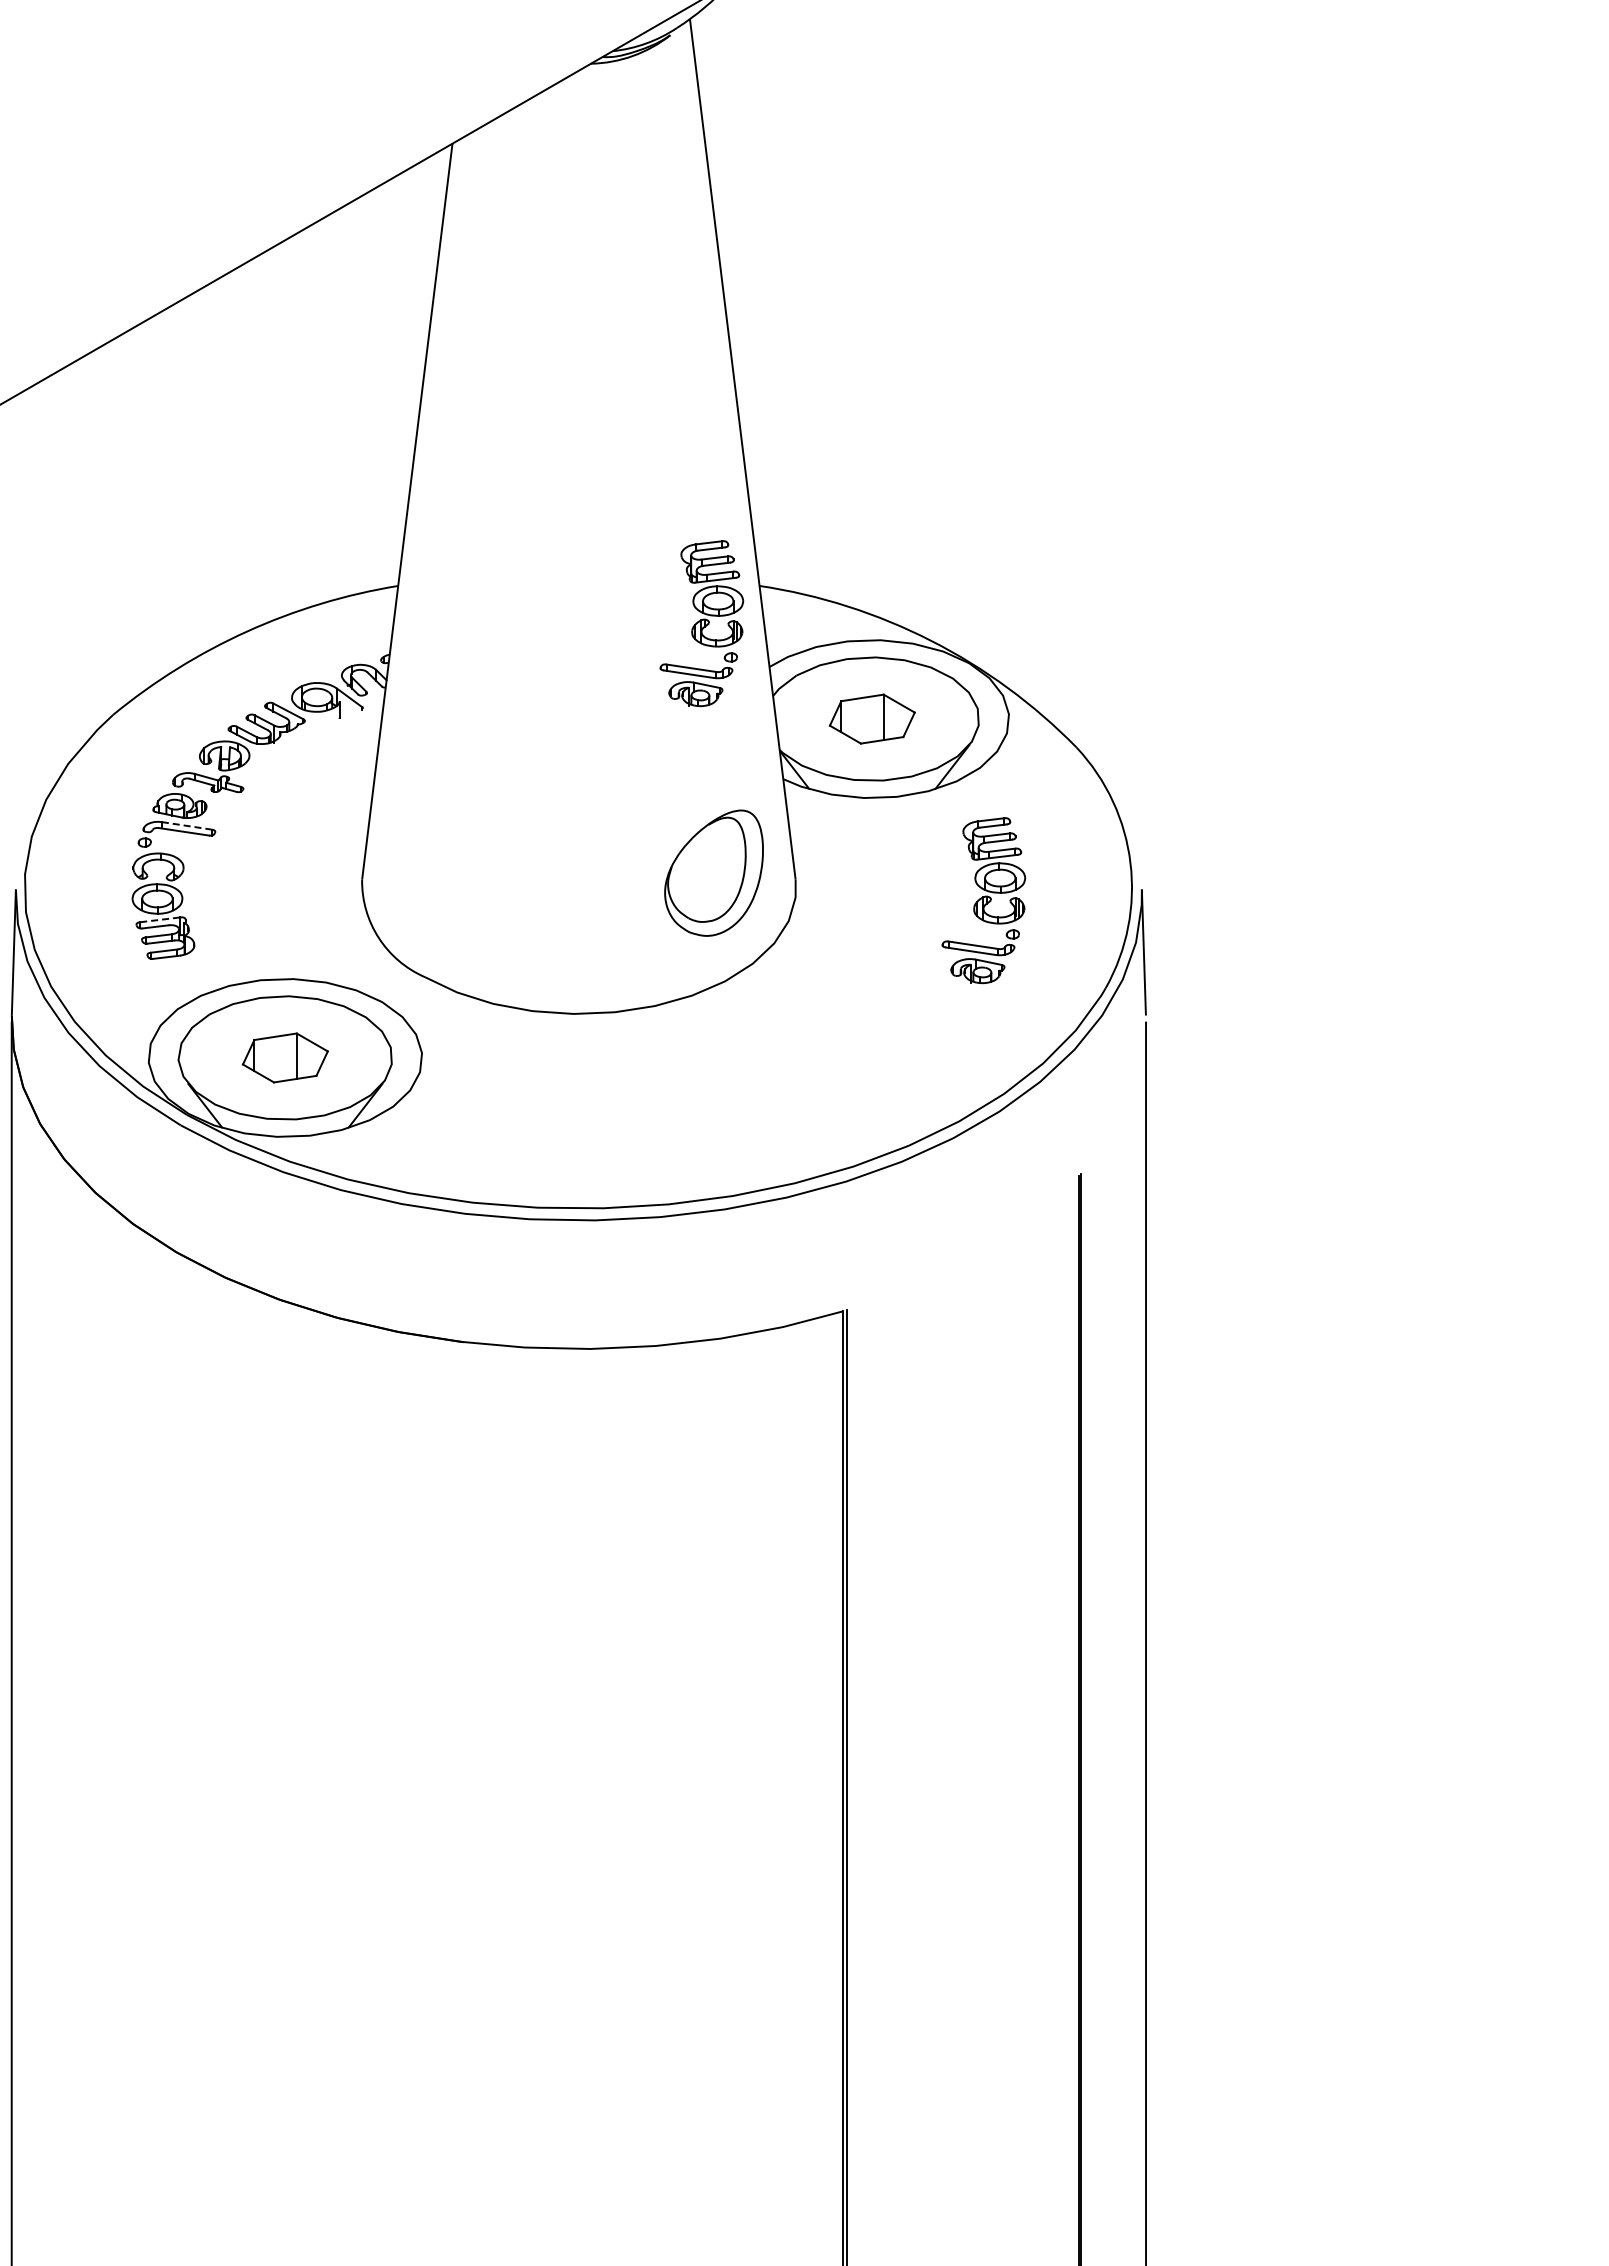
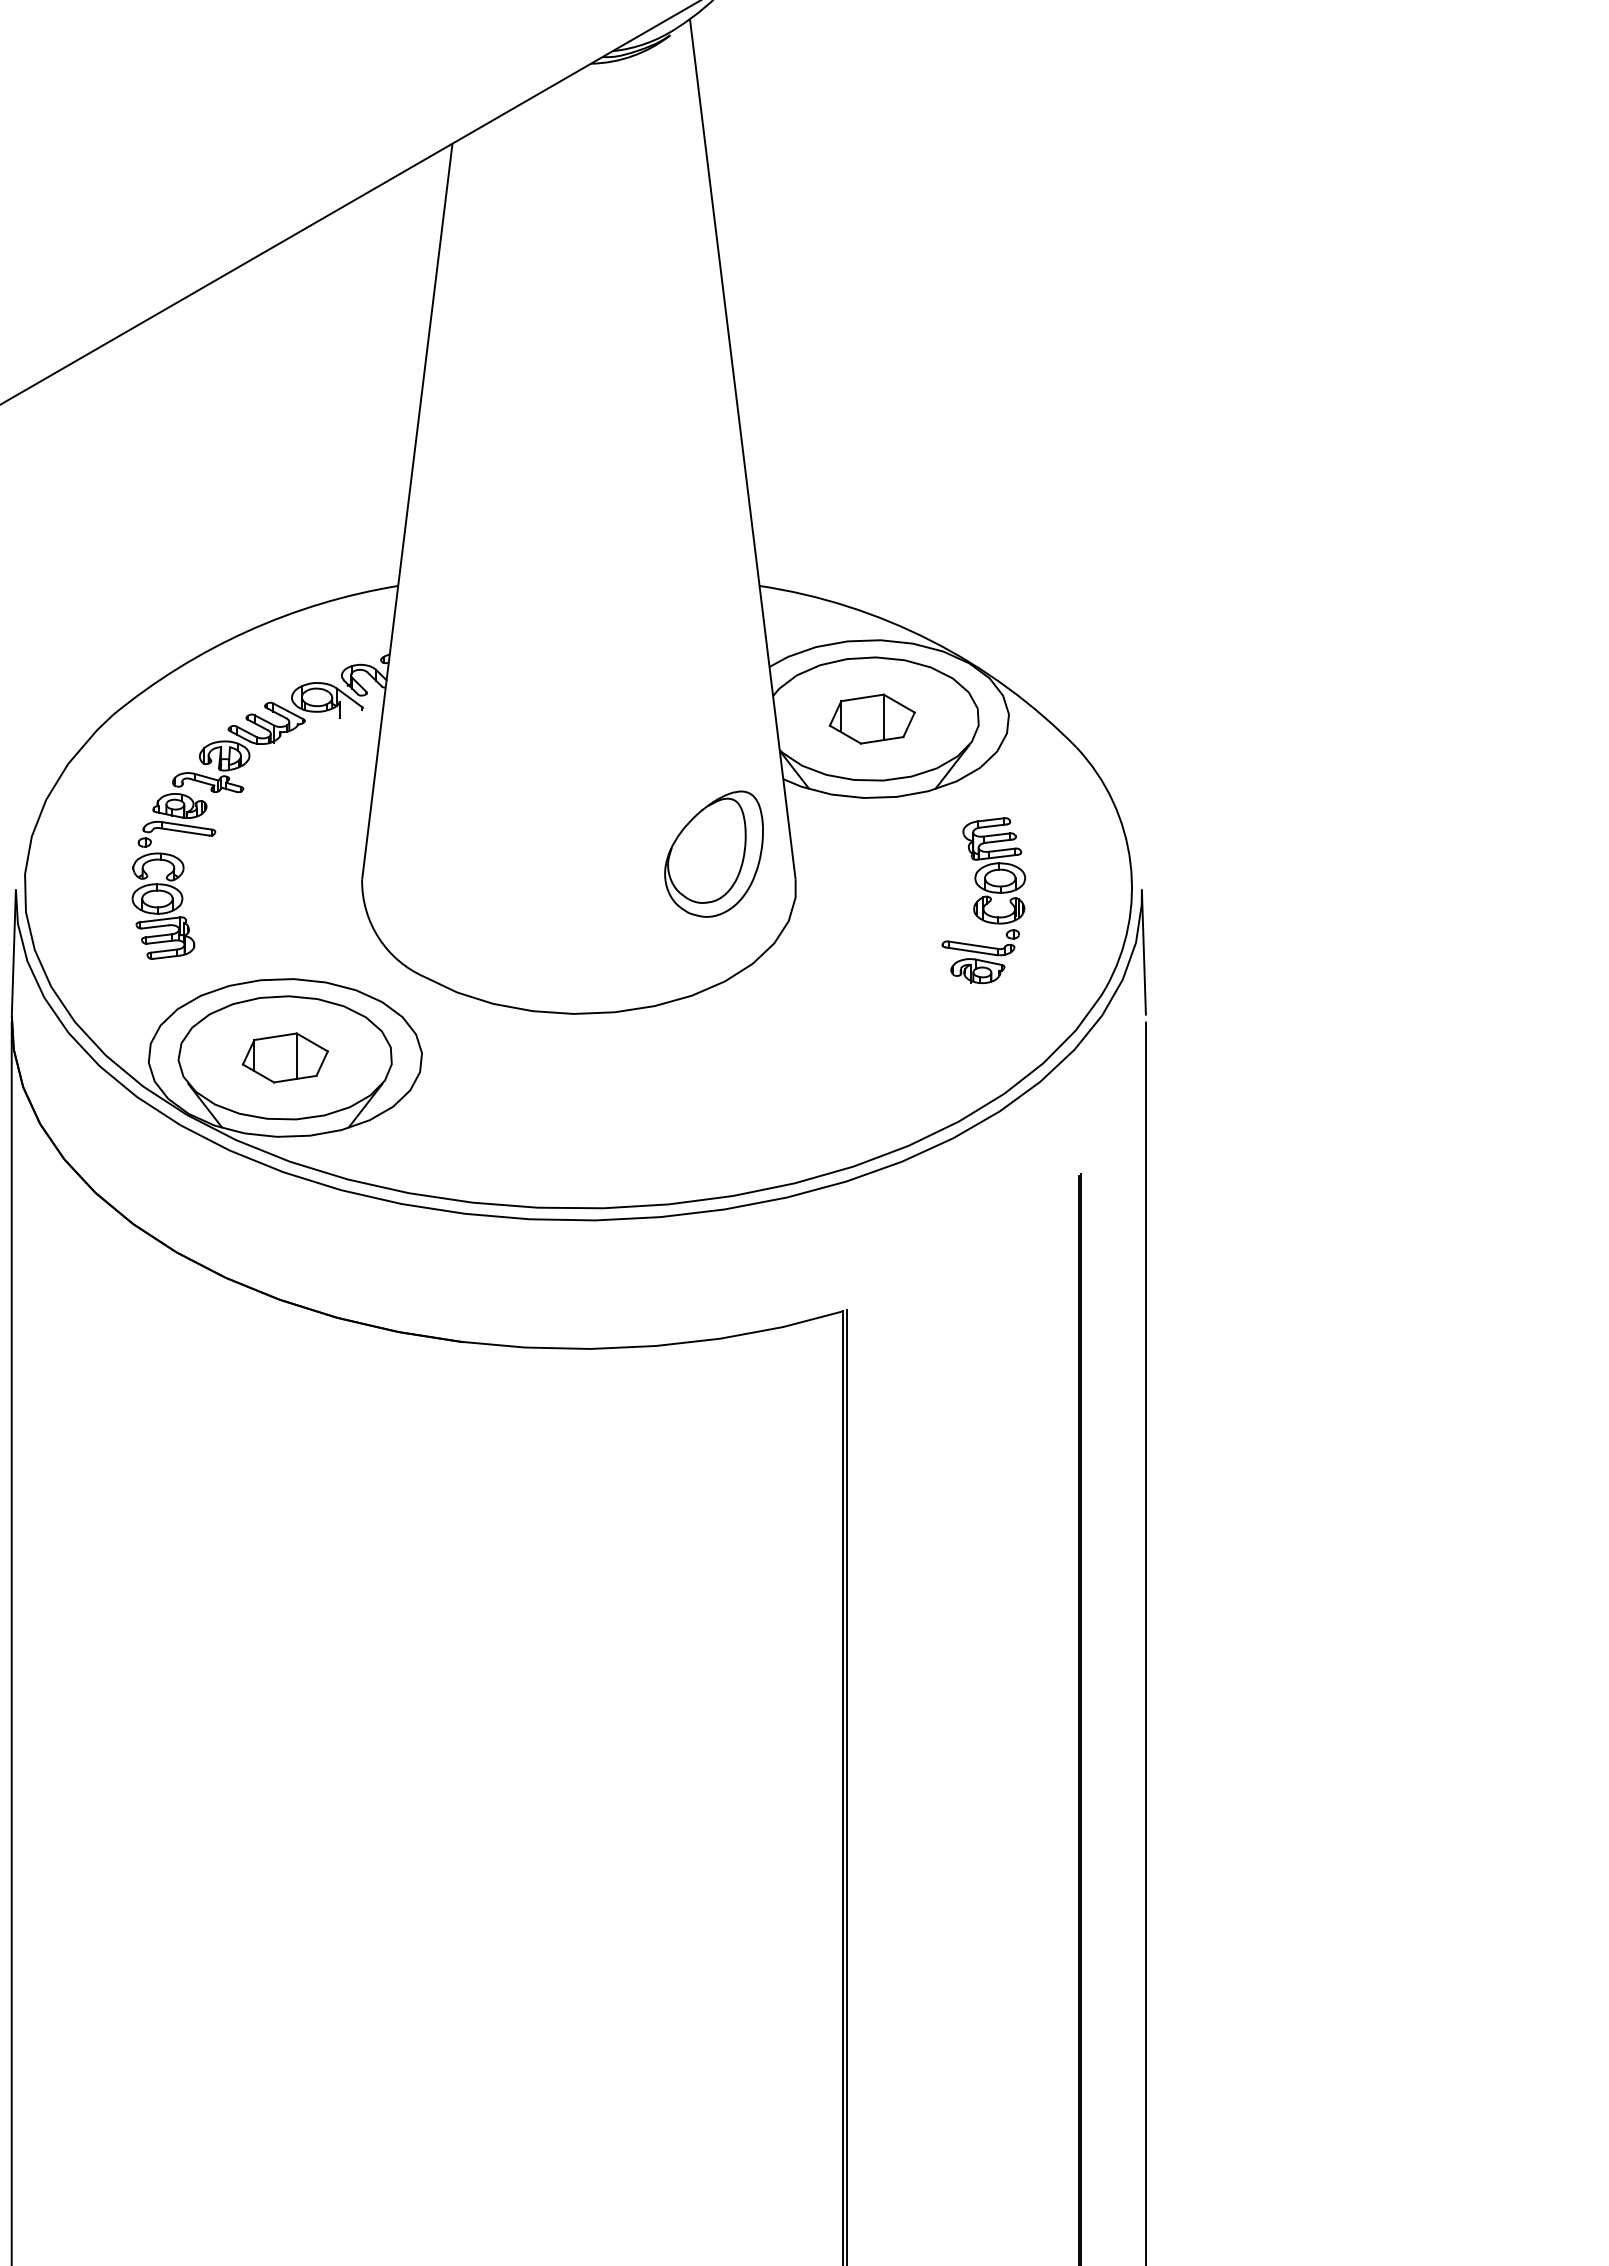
part: present -> none (701, 623)
line: dashed -> solid (187, 825)
part position: (713, 872) -> (713, 853) (713, 853)
line: dashed -> solid (160, 919)
